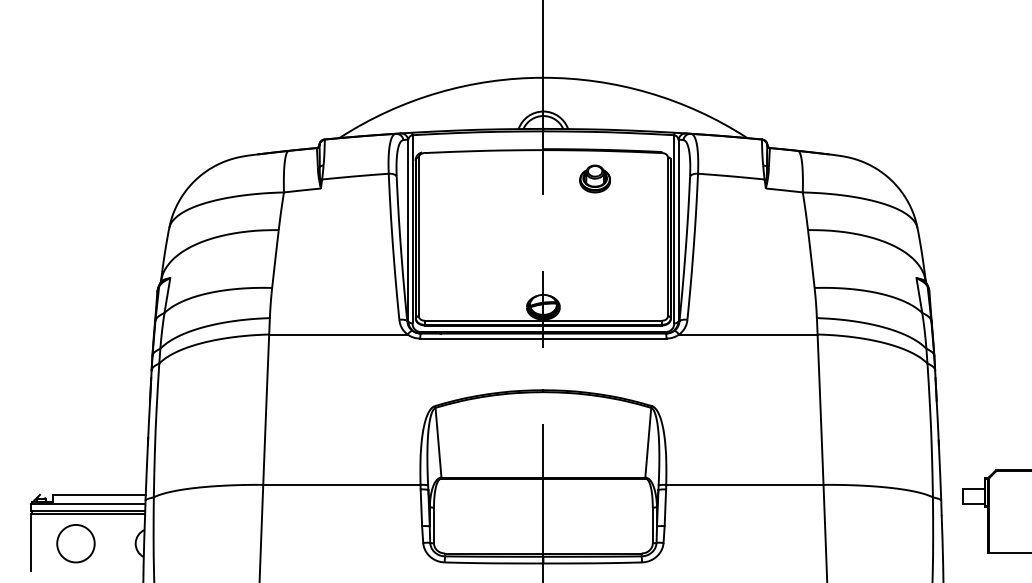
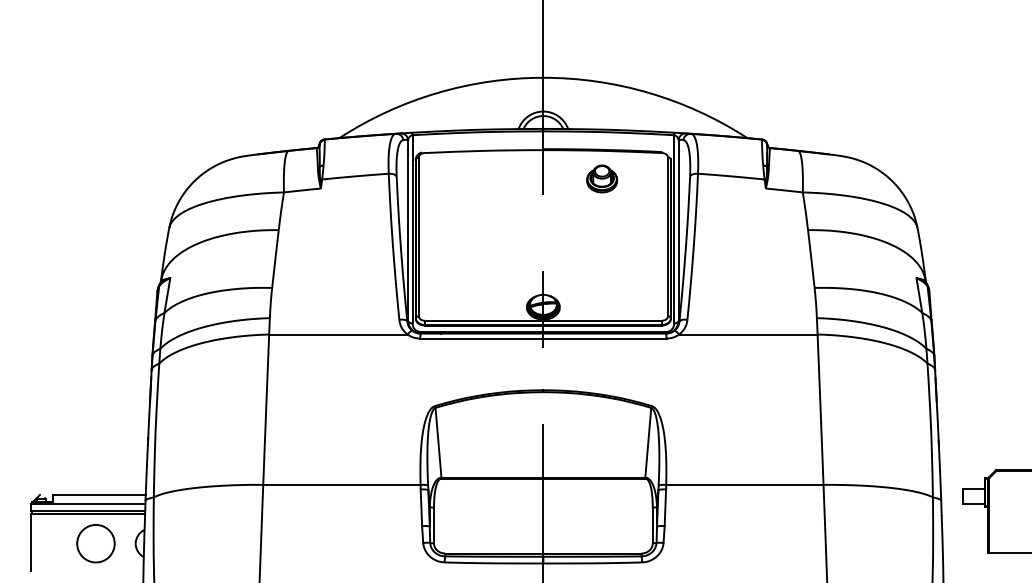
part position: (594, 178) -> (601, 178) (601, 178)
circle position: (75, 543) -> (95, 543) (95, 543)
